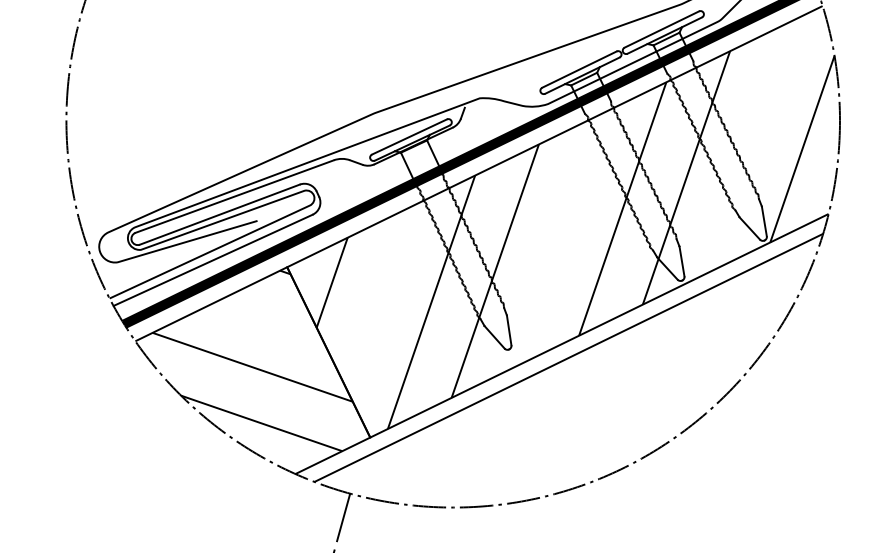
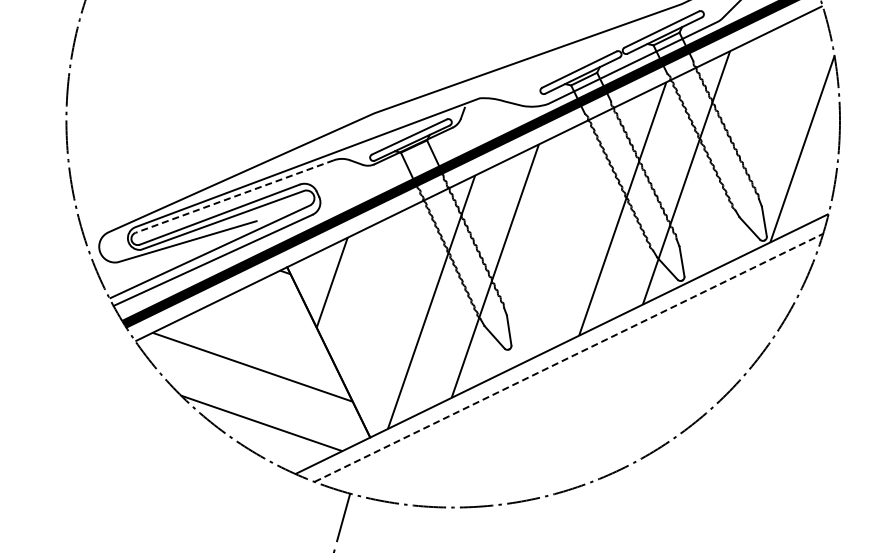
line: solid -> dashed (234, 196)
line: solid -> dashed (568, 357)
